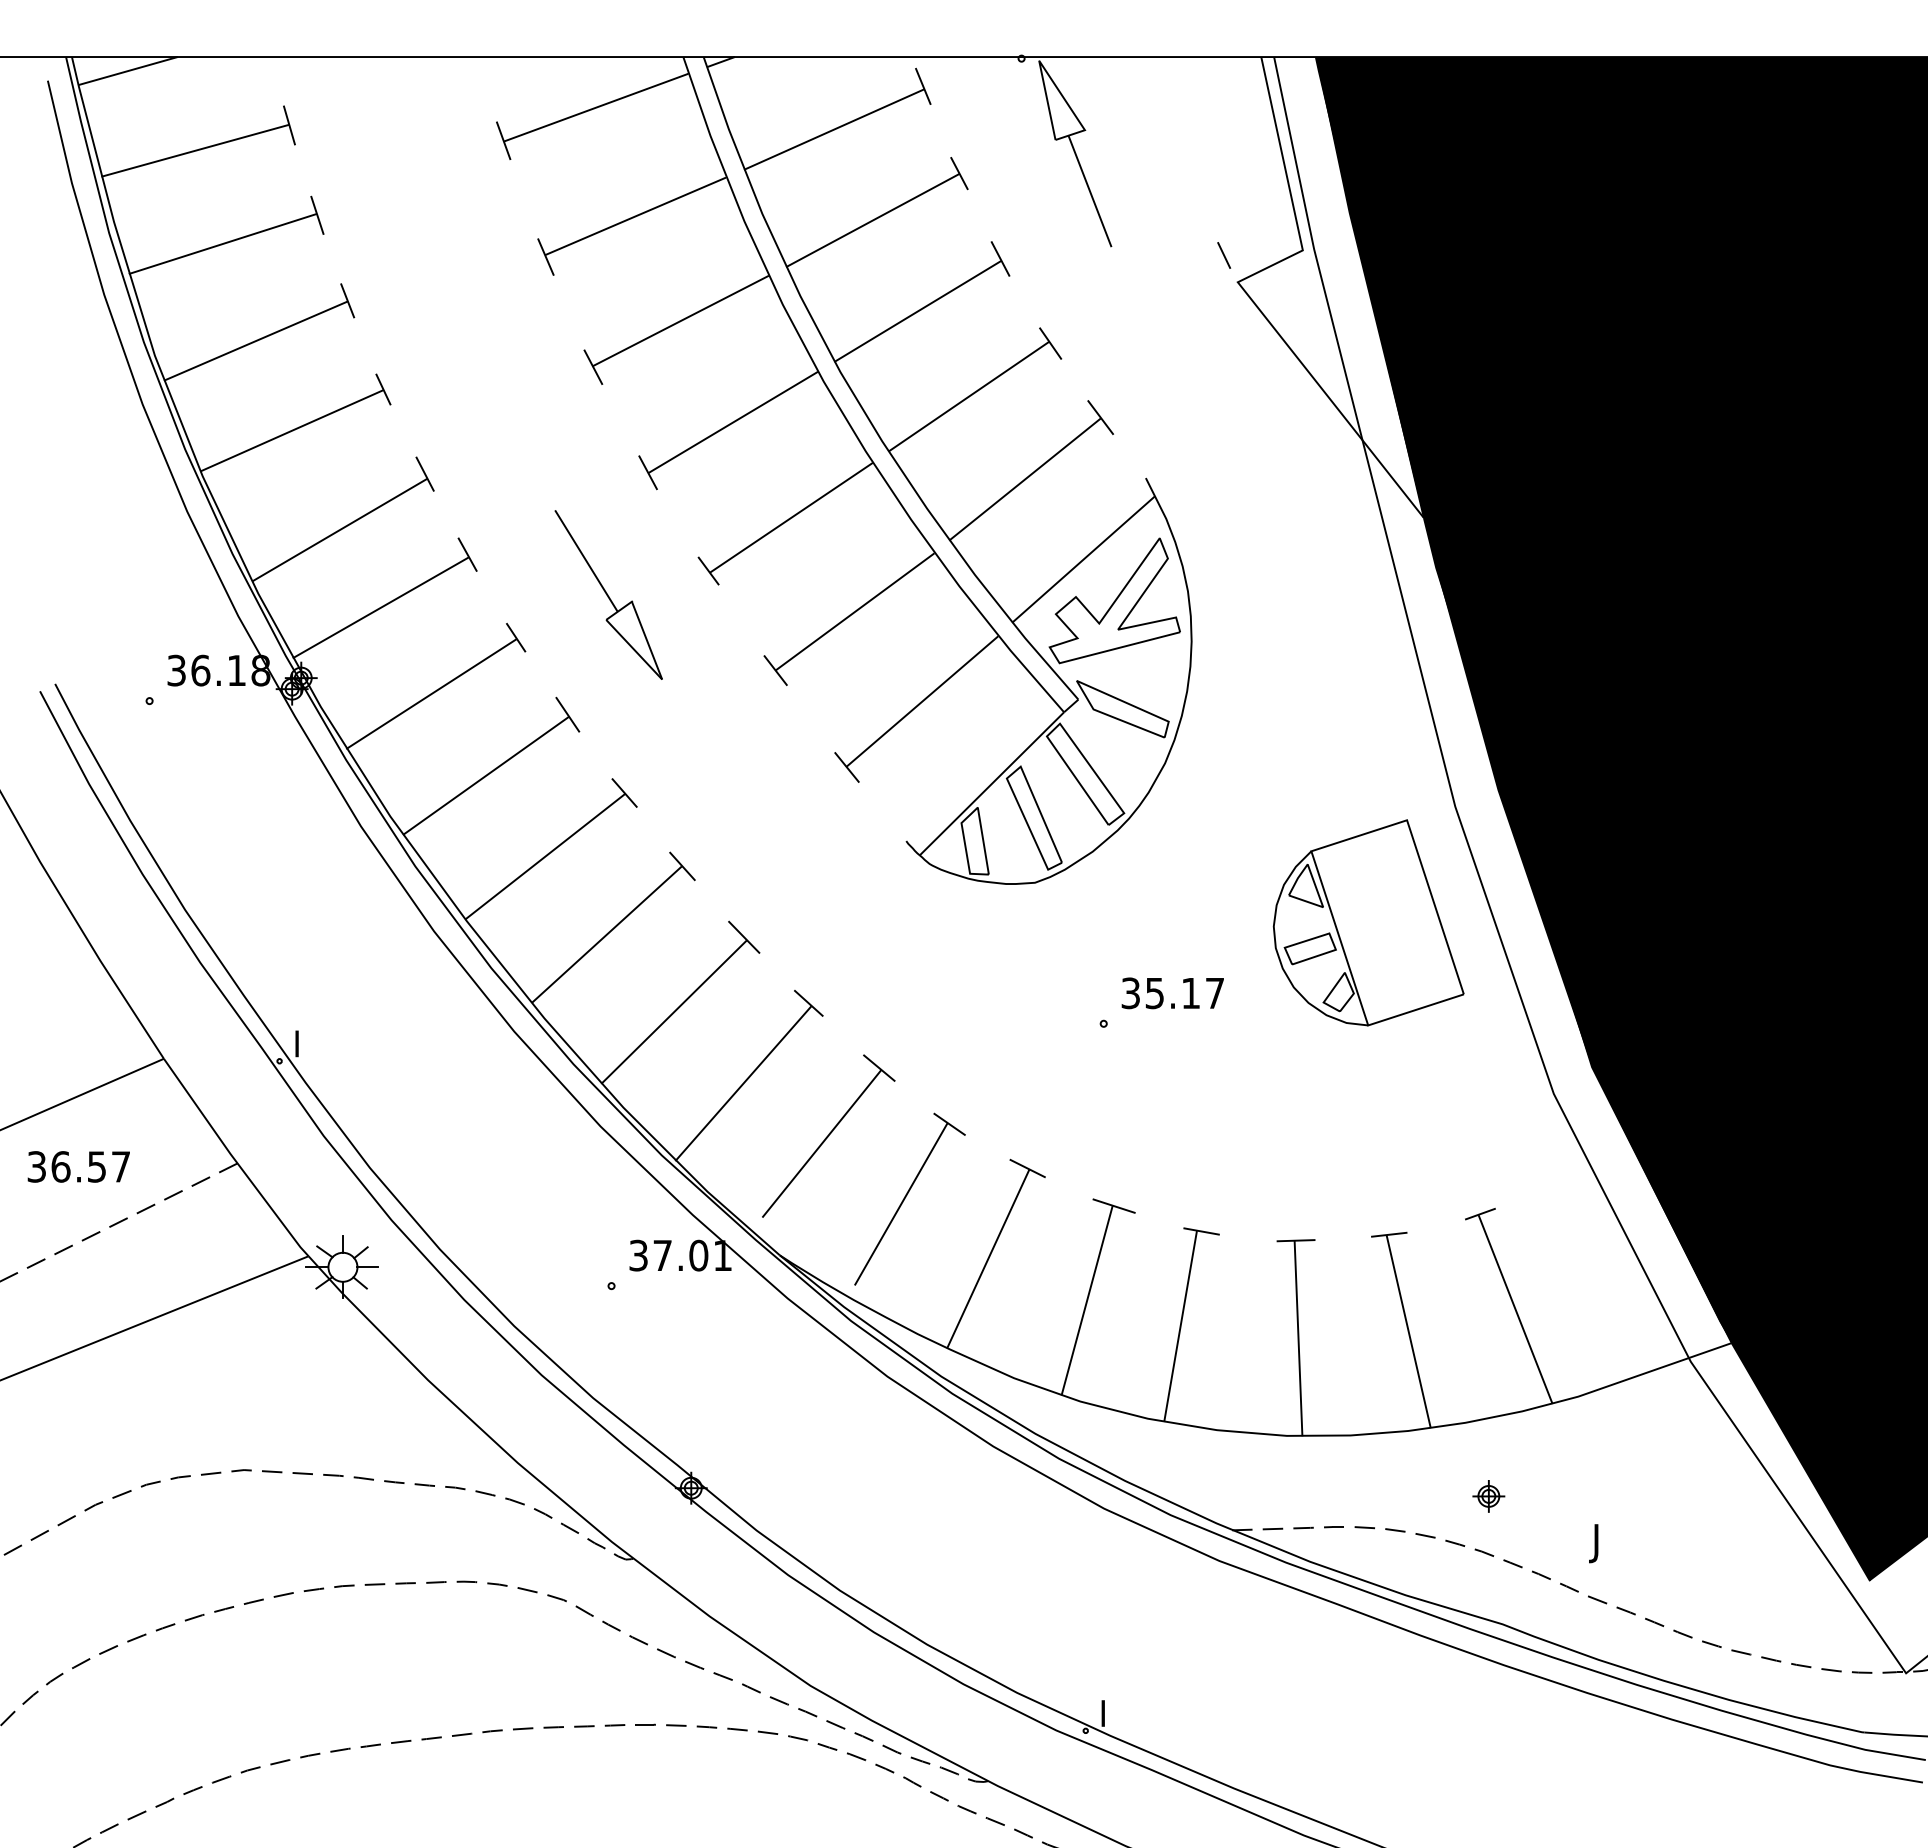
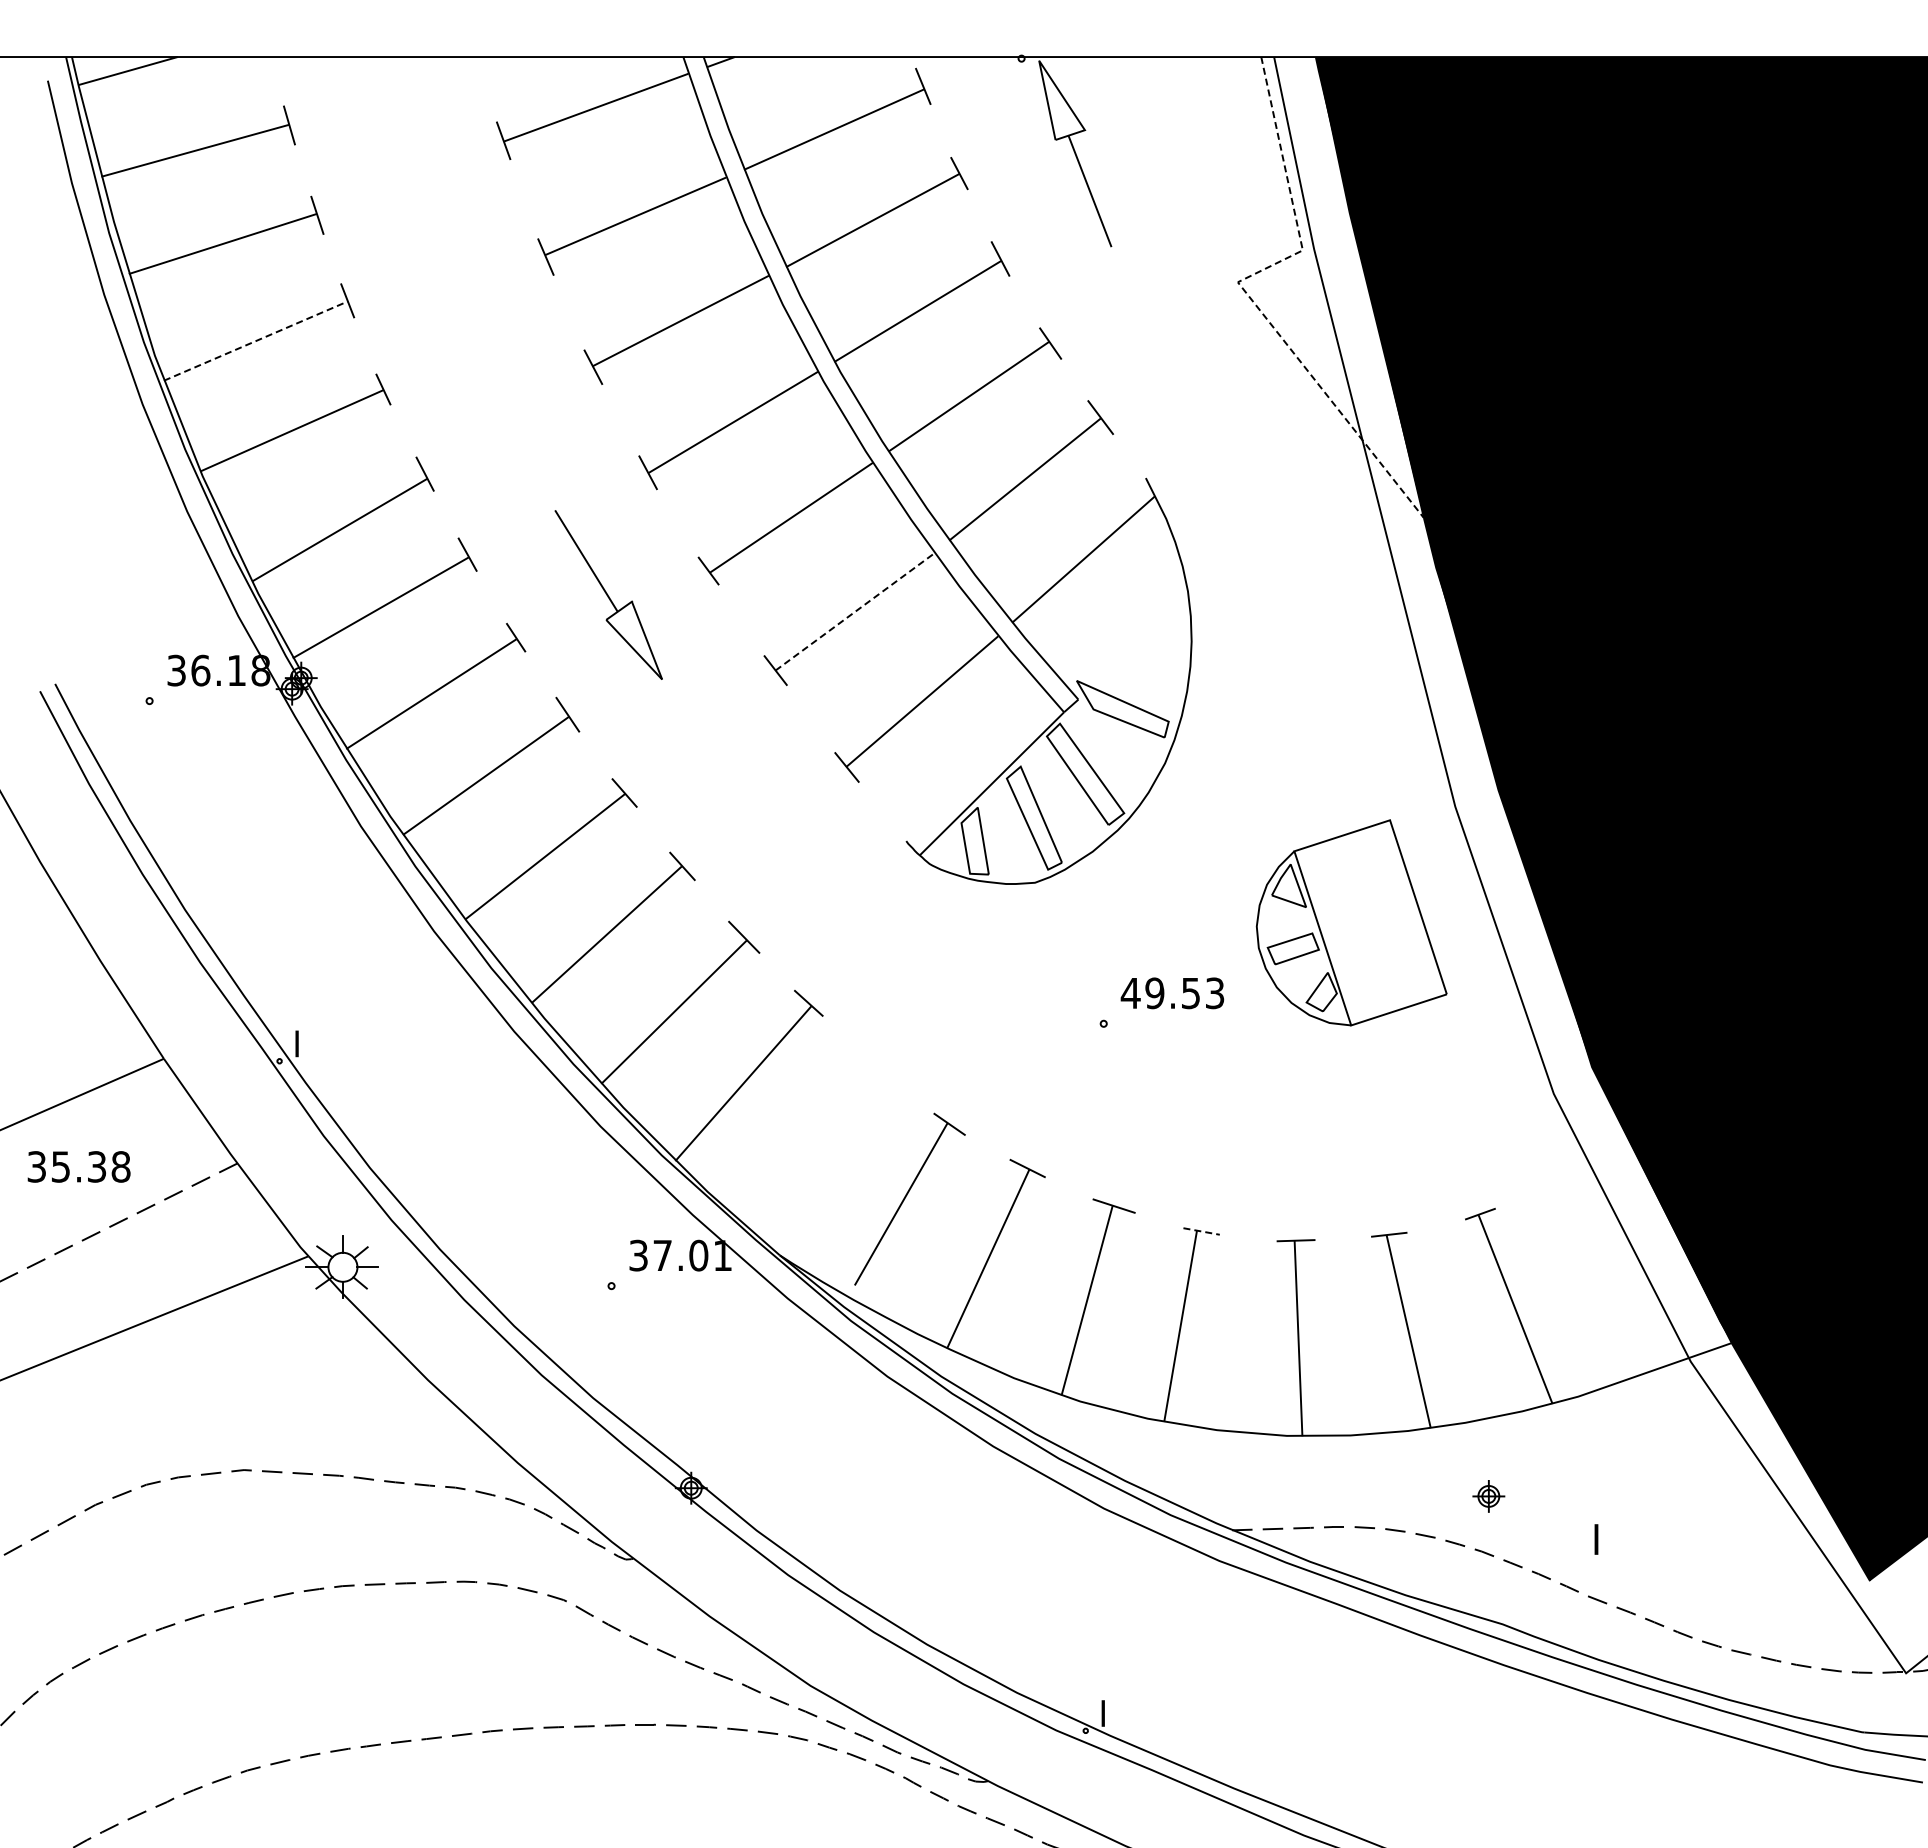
line: present -> none (1224, 255)
line: solid -> dashed (1246, 293)
line: solid -> dashed (256, 340)
part: present -> none (1114, 600)
line: solid -> dashed (855, 611)
part position: (1368, 922) -> (1351, 922) (1351, 922)
text: 35.17 -> 49.53 (1172, 993)
part: present -> none (828, 1135)
text: 36.57 -> 35.38 (90, 1166)
line: solid -> dashed (1202, 1231)
text: J -> I (1593, 1558)
